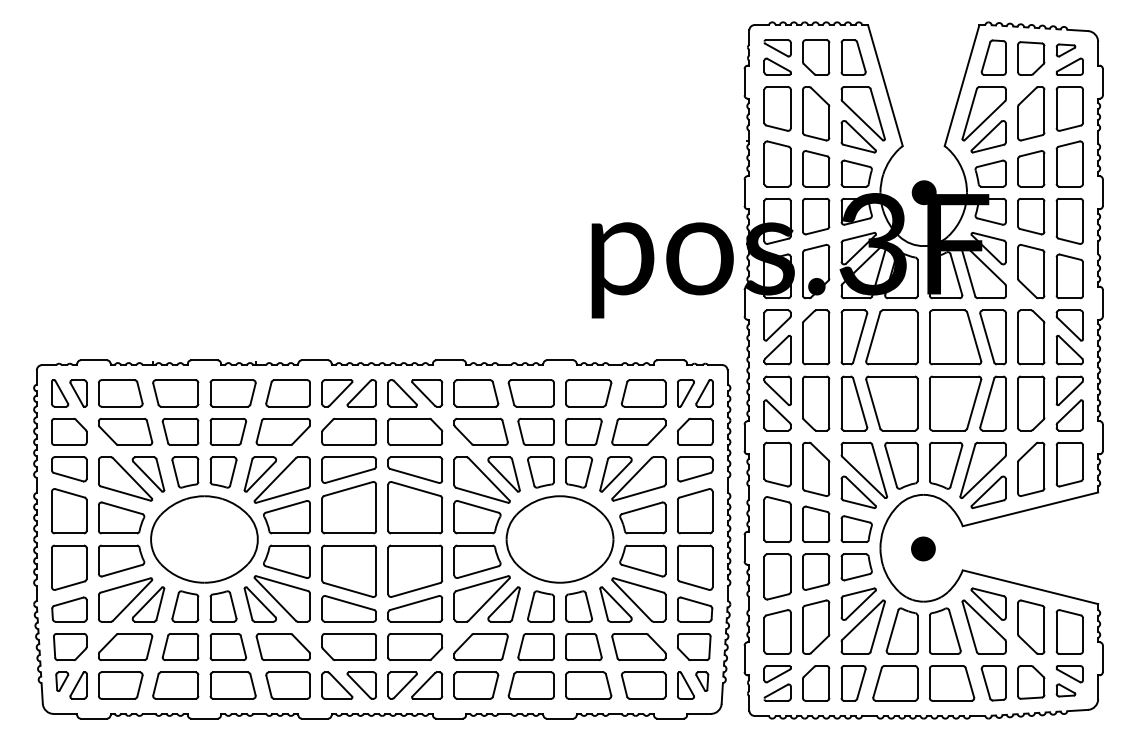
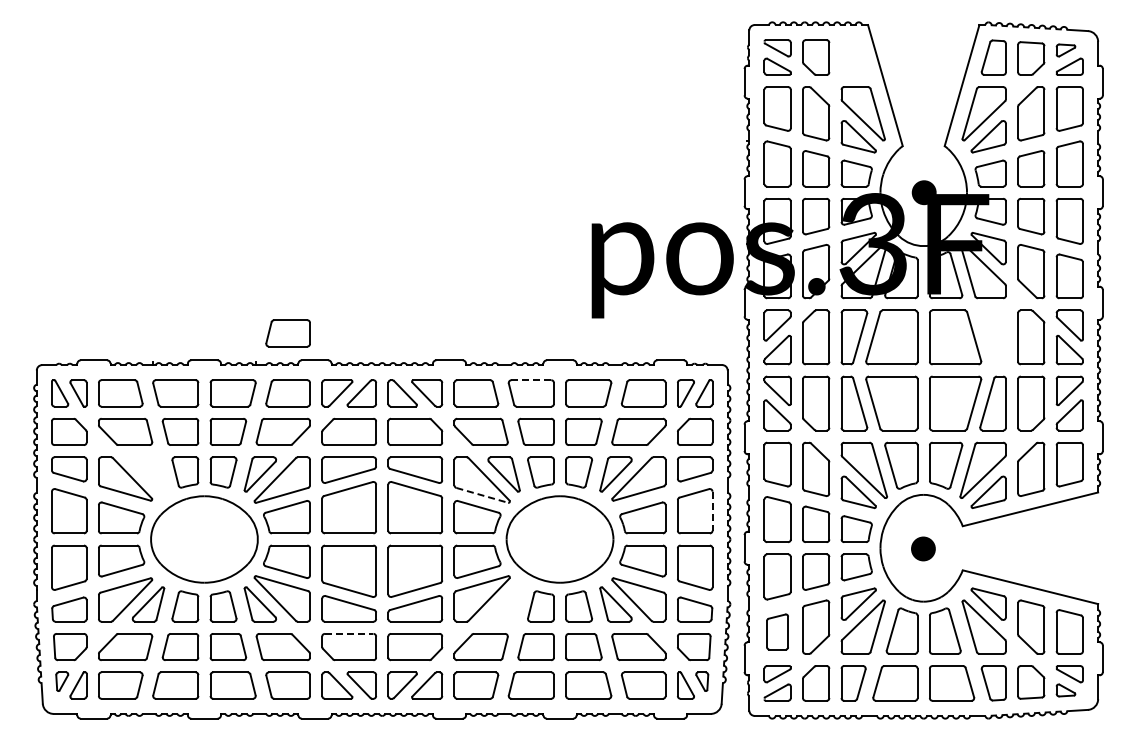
part: present -> none (853, 57)
part: none -> present (287, 333)
part: present -> none (992, 337)
line: solid -> dashed (531, 380)
part: present -> none (148, 474)
line: solid -> dashed (482, 495)
line: solid -> dashed (712, 511)
part: present -> none (503, 604)
part size: 29x46 px -> 23x38 px (777, 631)
line: solid -> dashed (349, 633)
